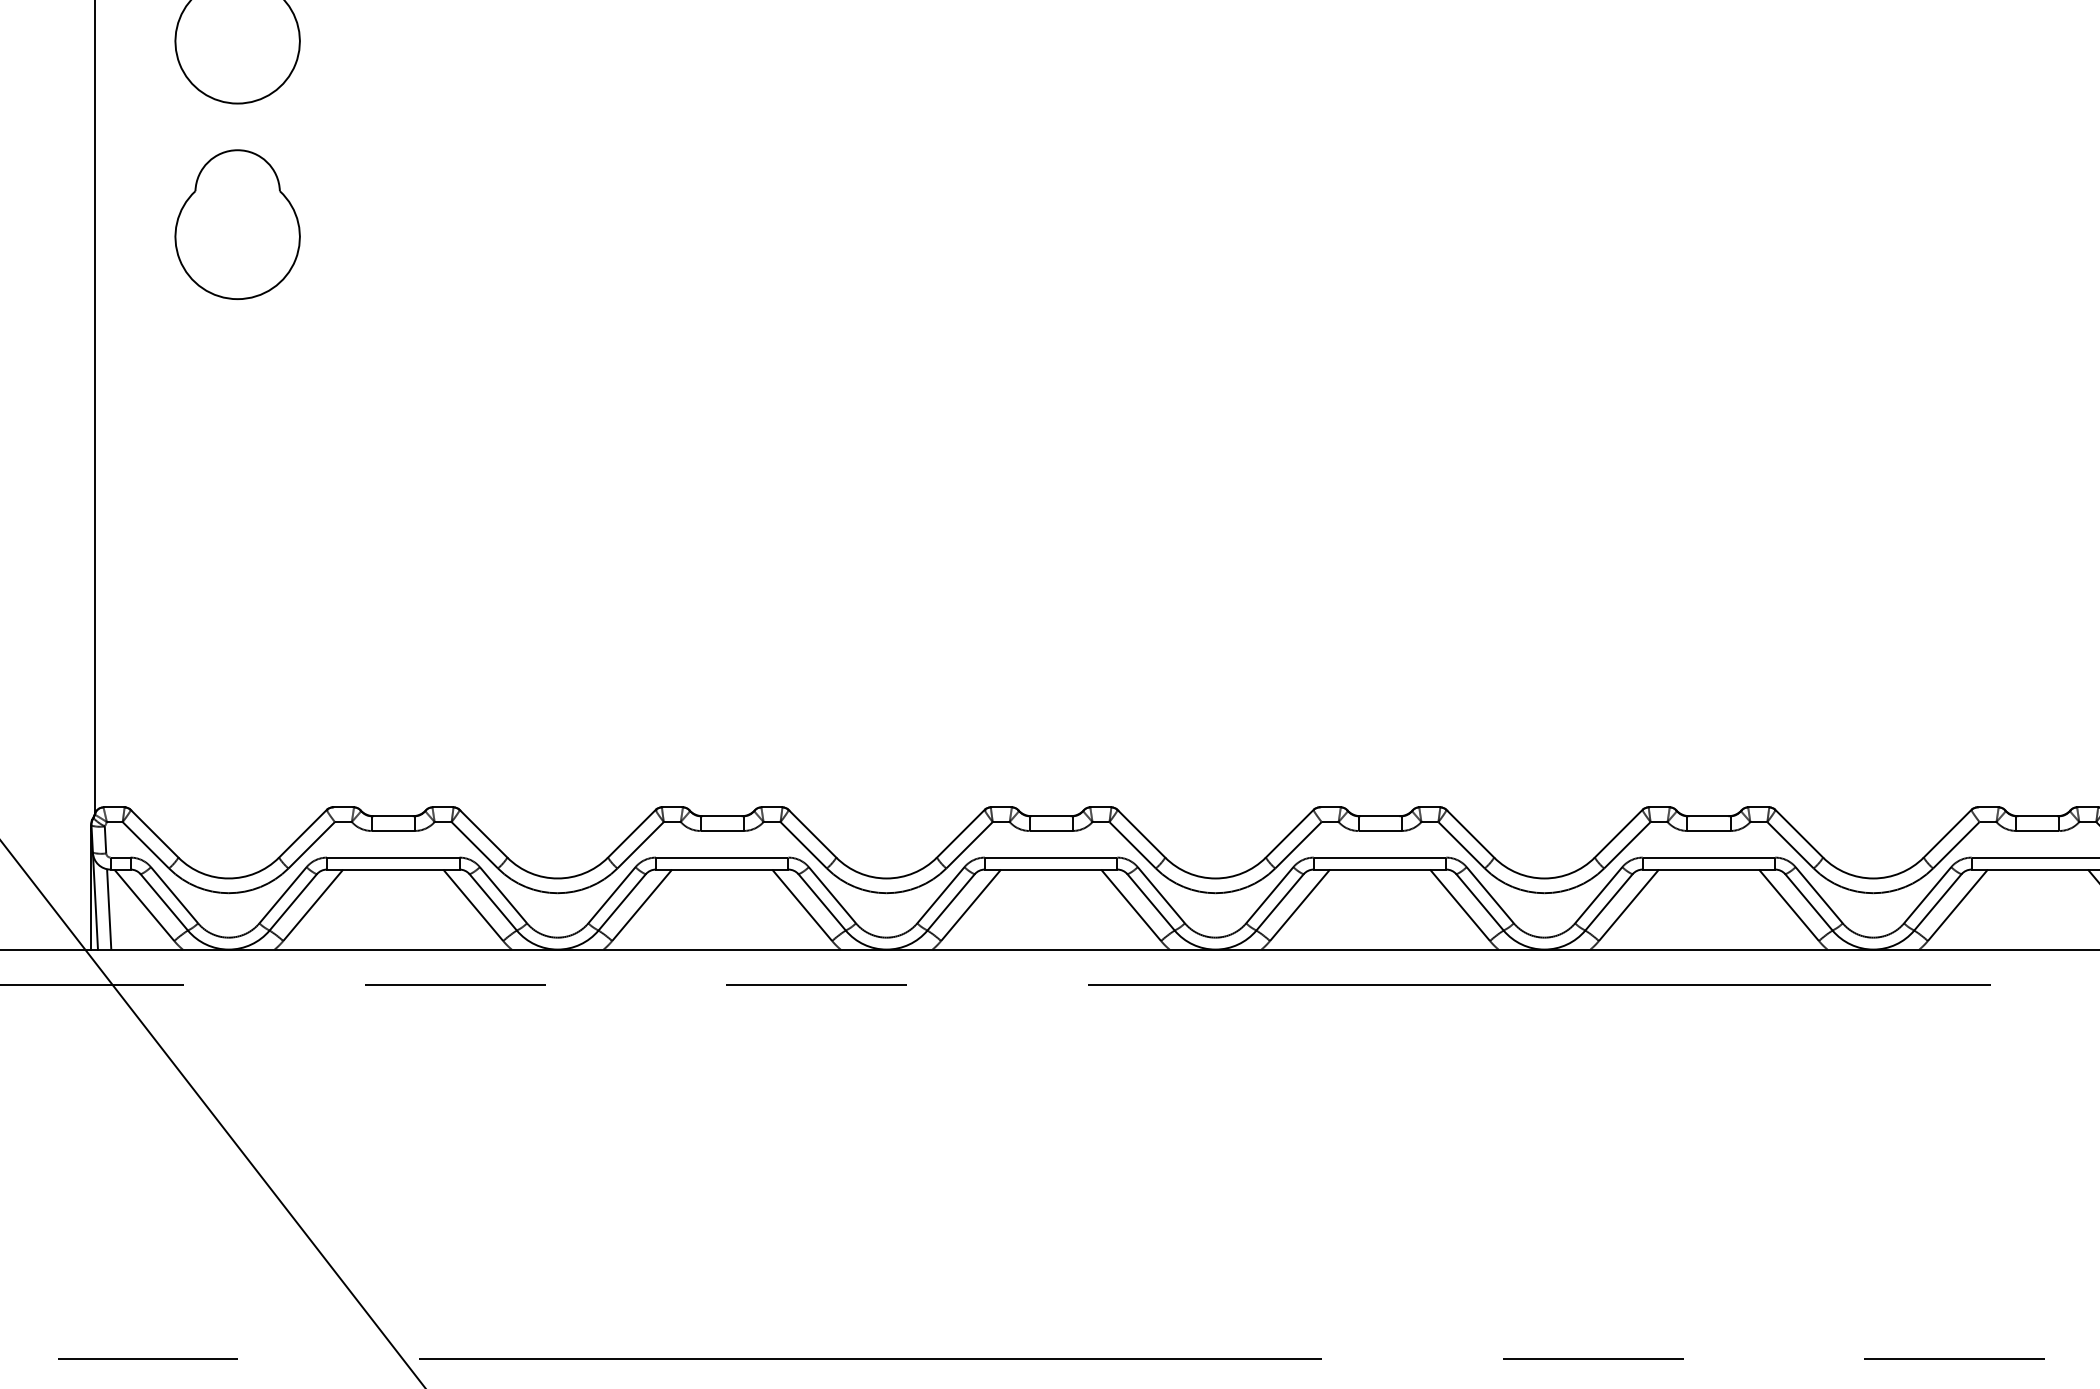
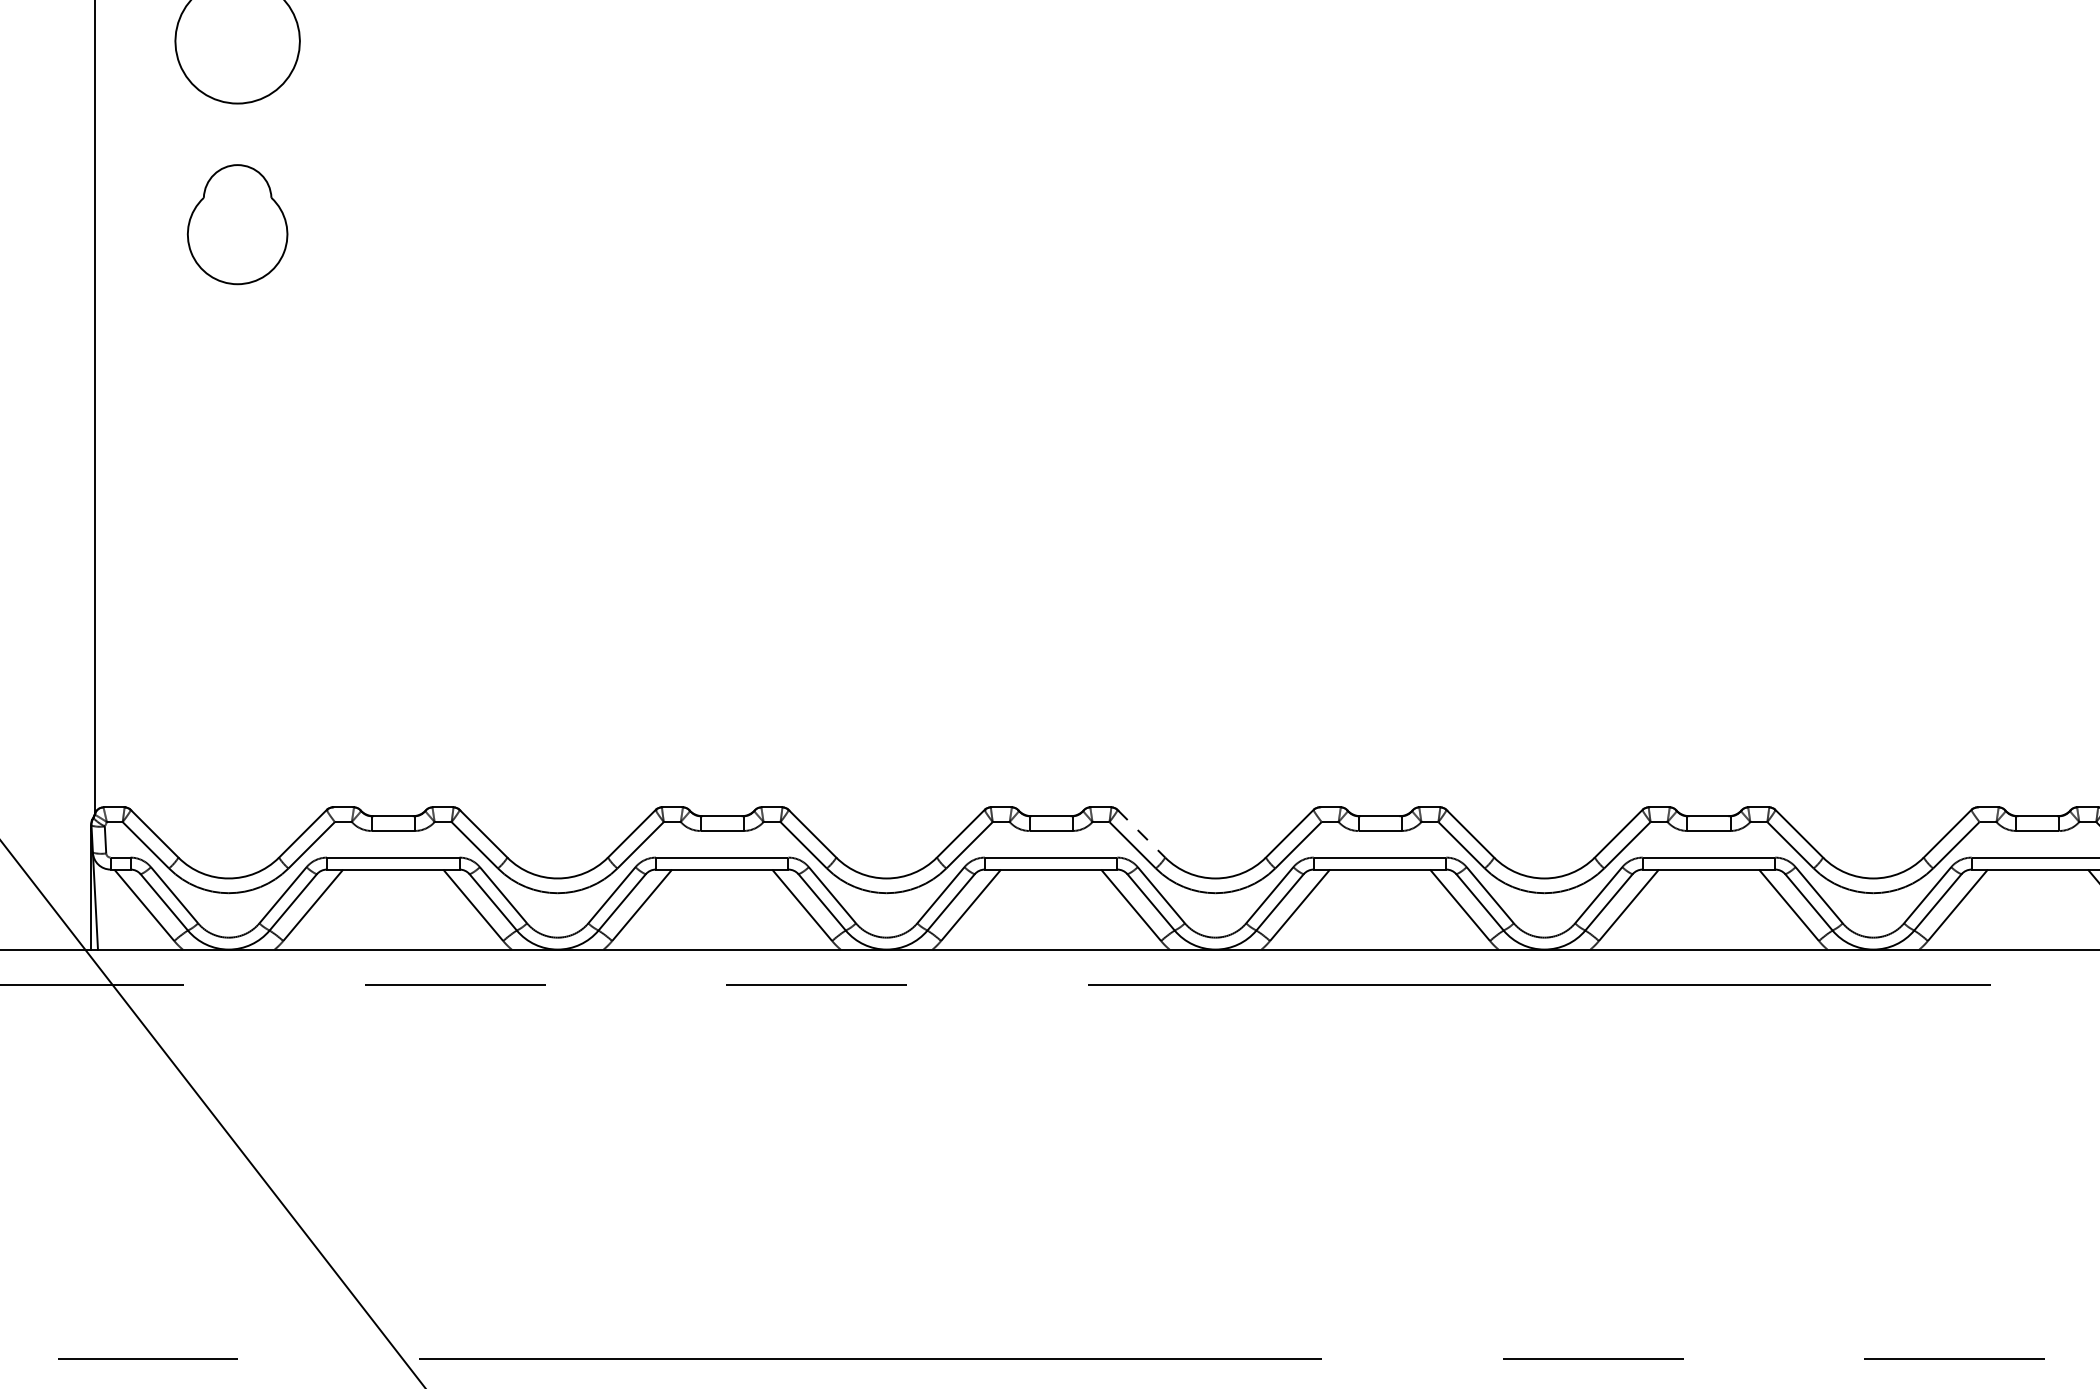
part size: 127x151 px -> 103x122 px (237, 224)
line: solid -> dashed (1141, 833)
line: present -> none (109, 909)
